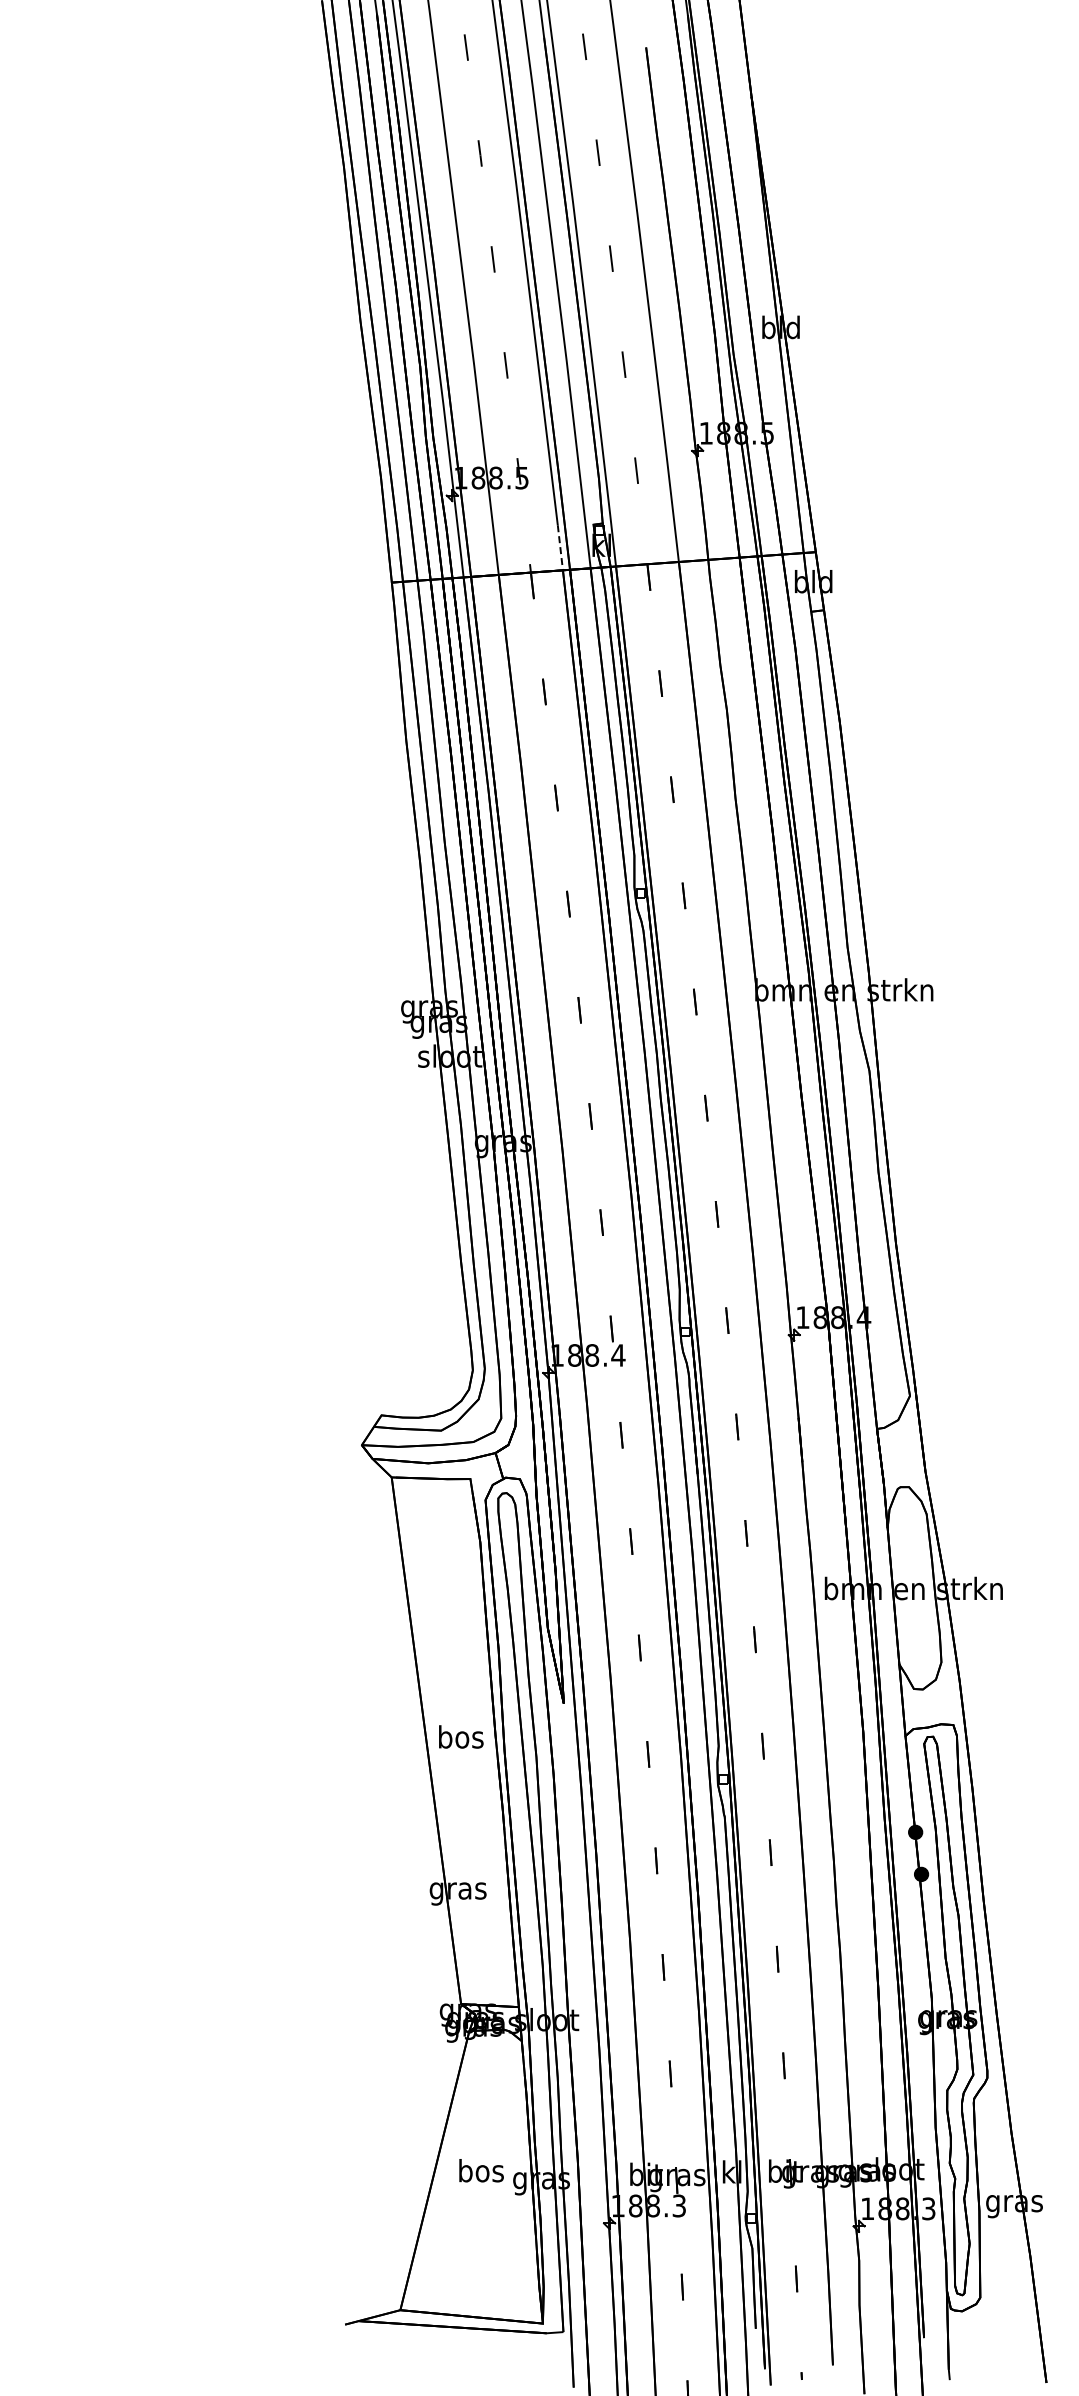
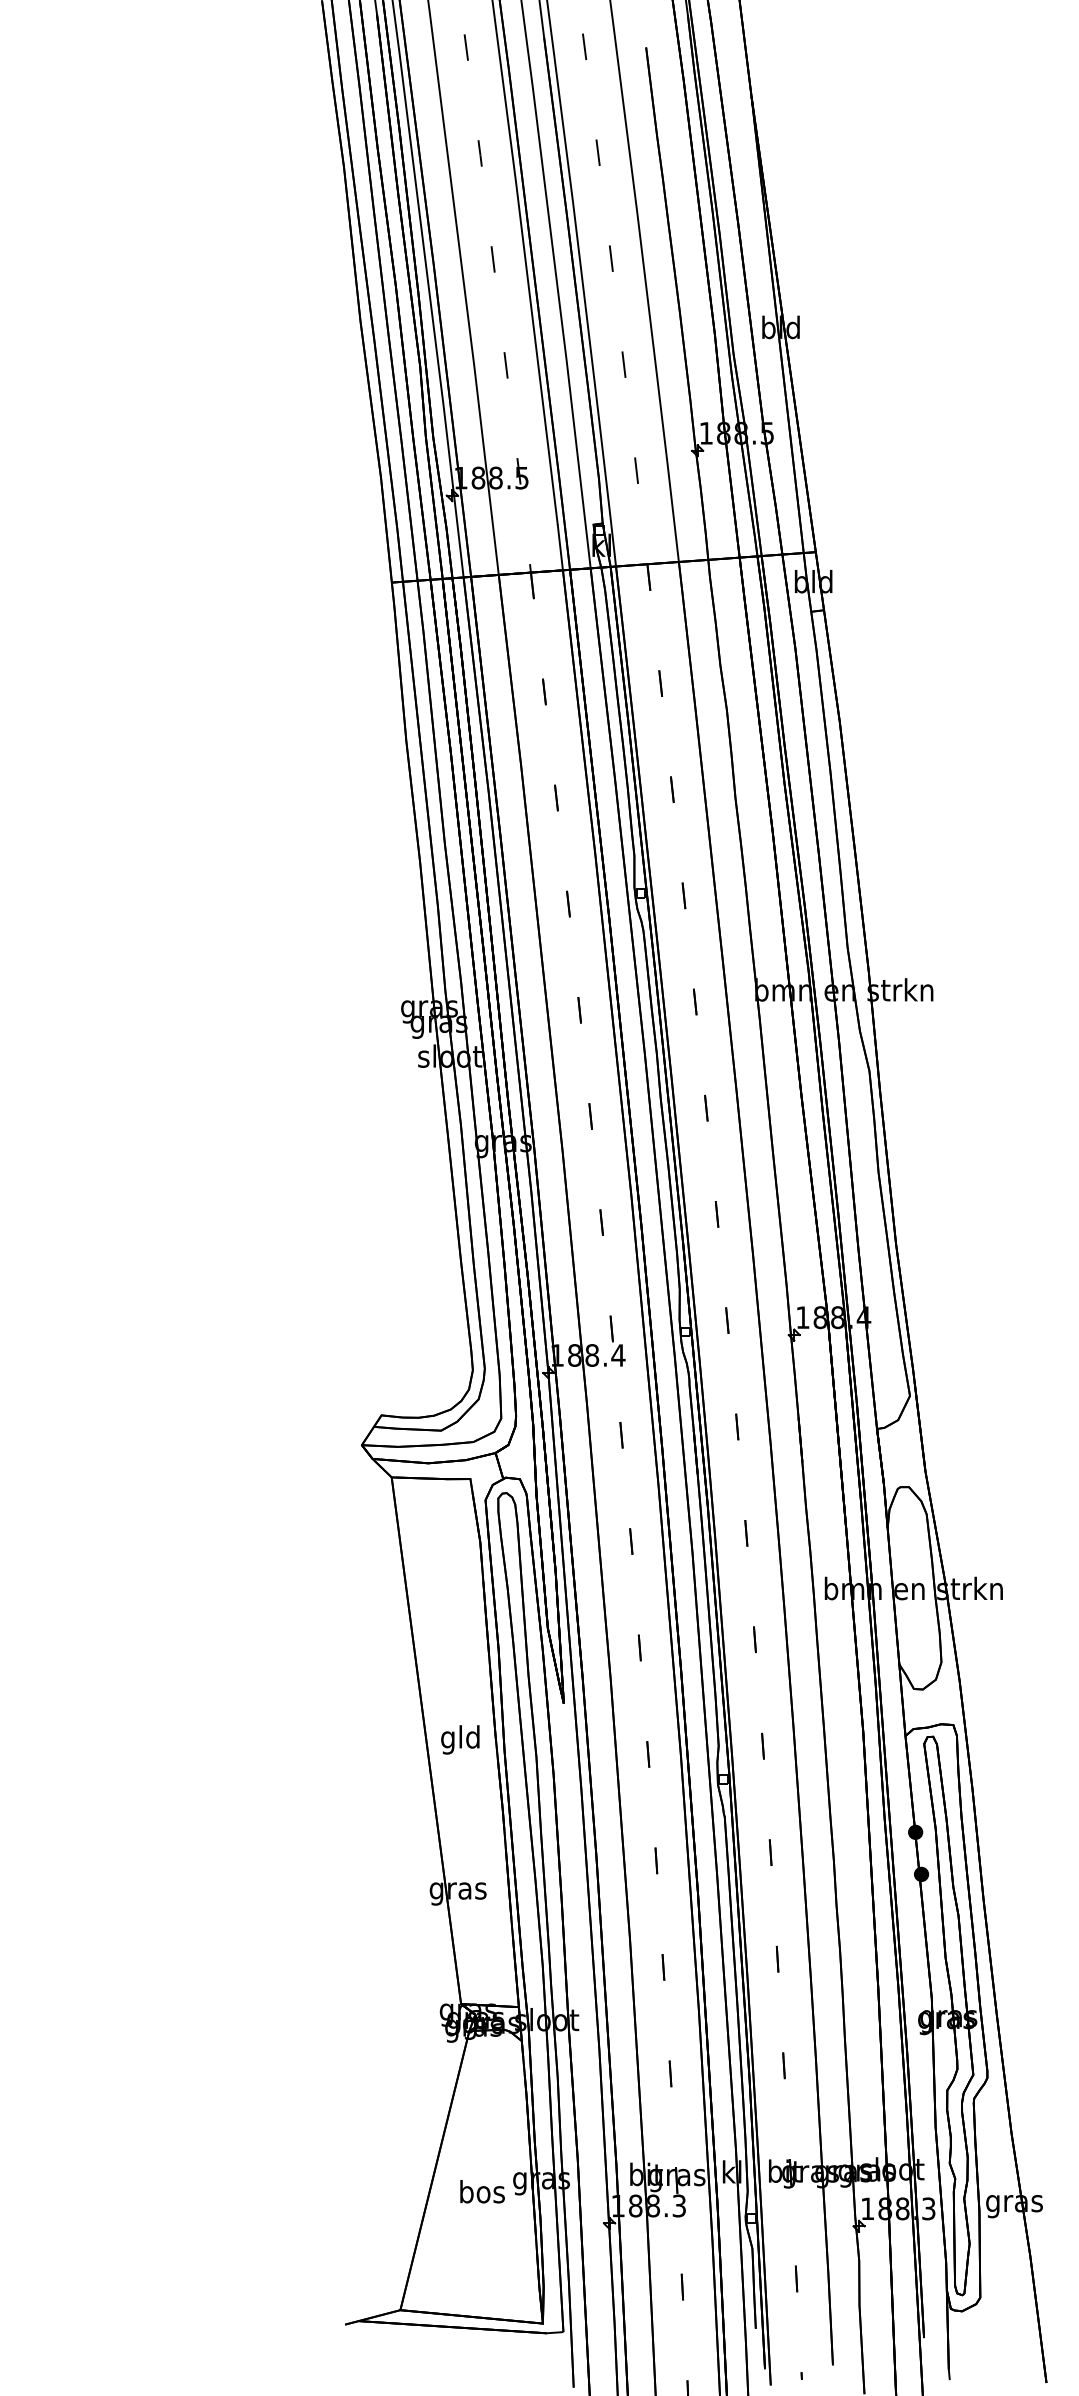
line: dashed -> solid (560, 547)
text: bos -> gld (461, 1739)
text position: (481, 2170) -> (482, 2191) (482, 2191)
